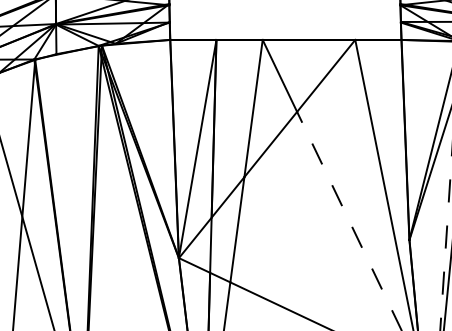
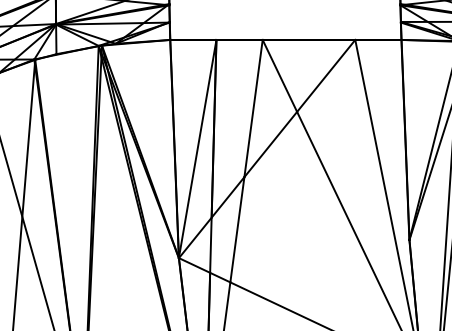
line: dashed -> solid (349, 220)
line: dashed -> solid (446, 242)
